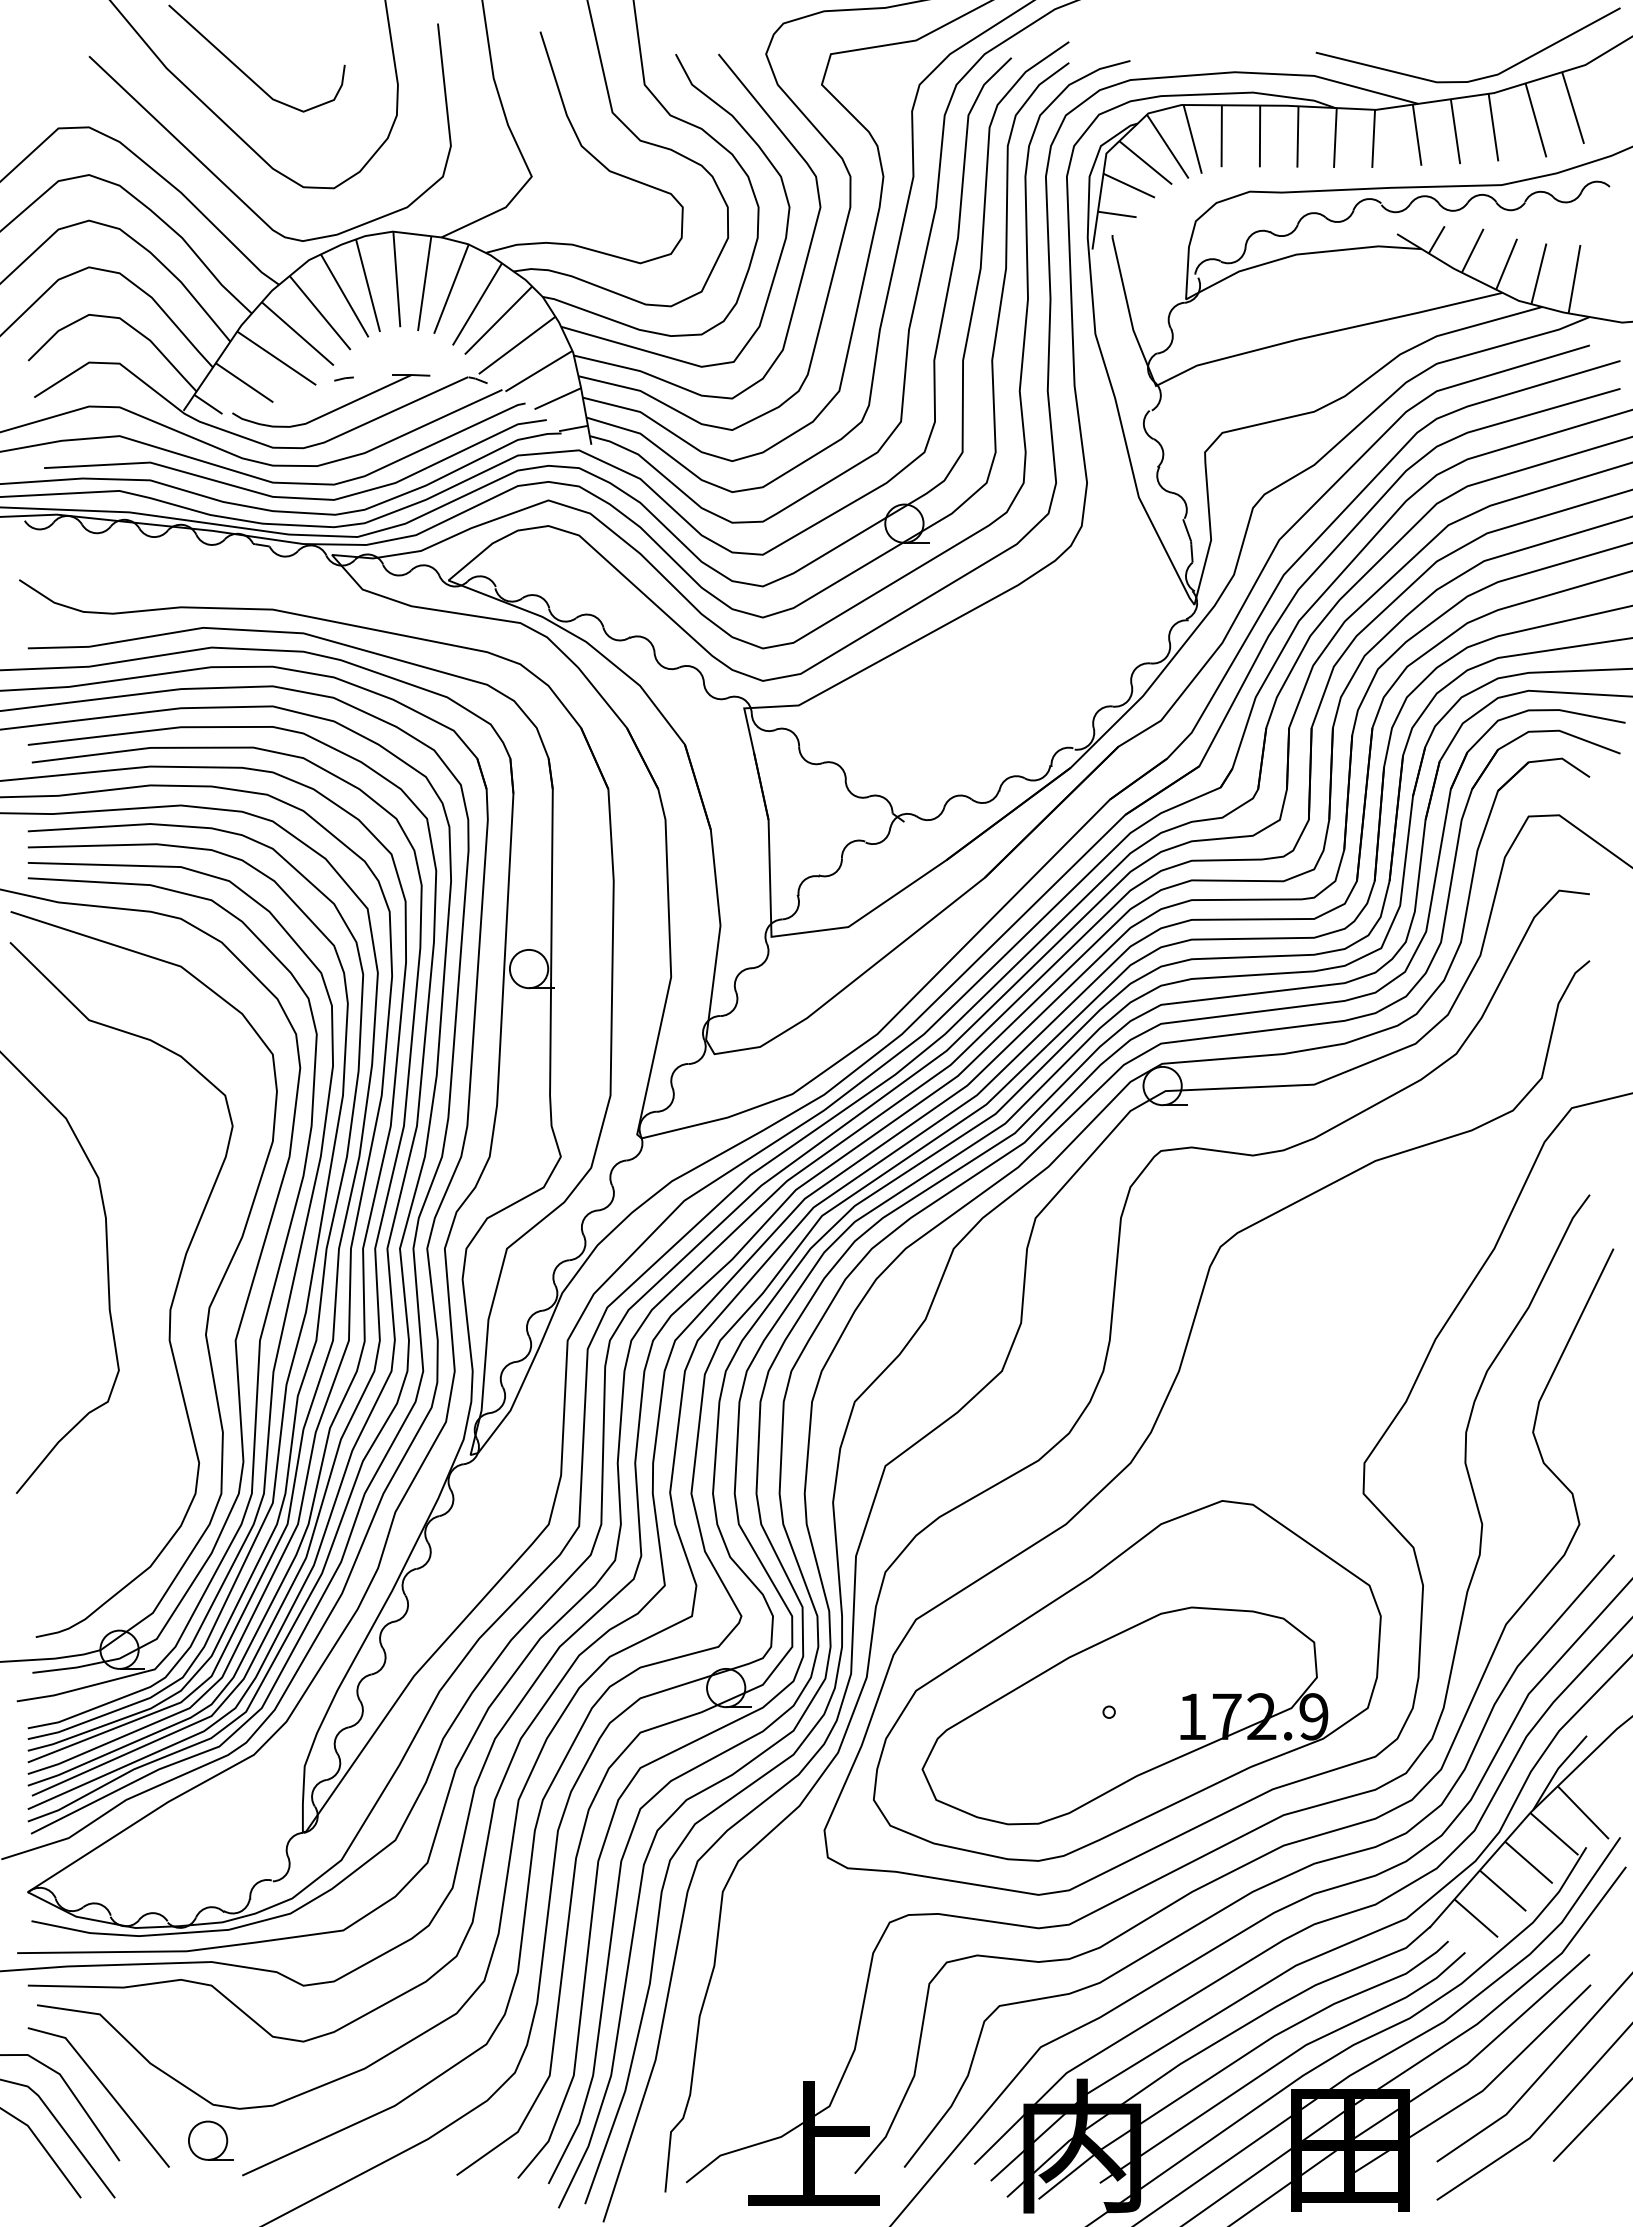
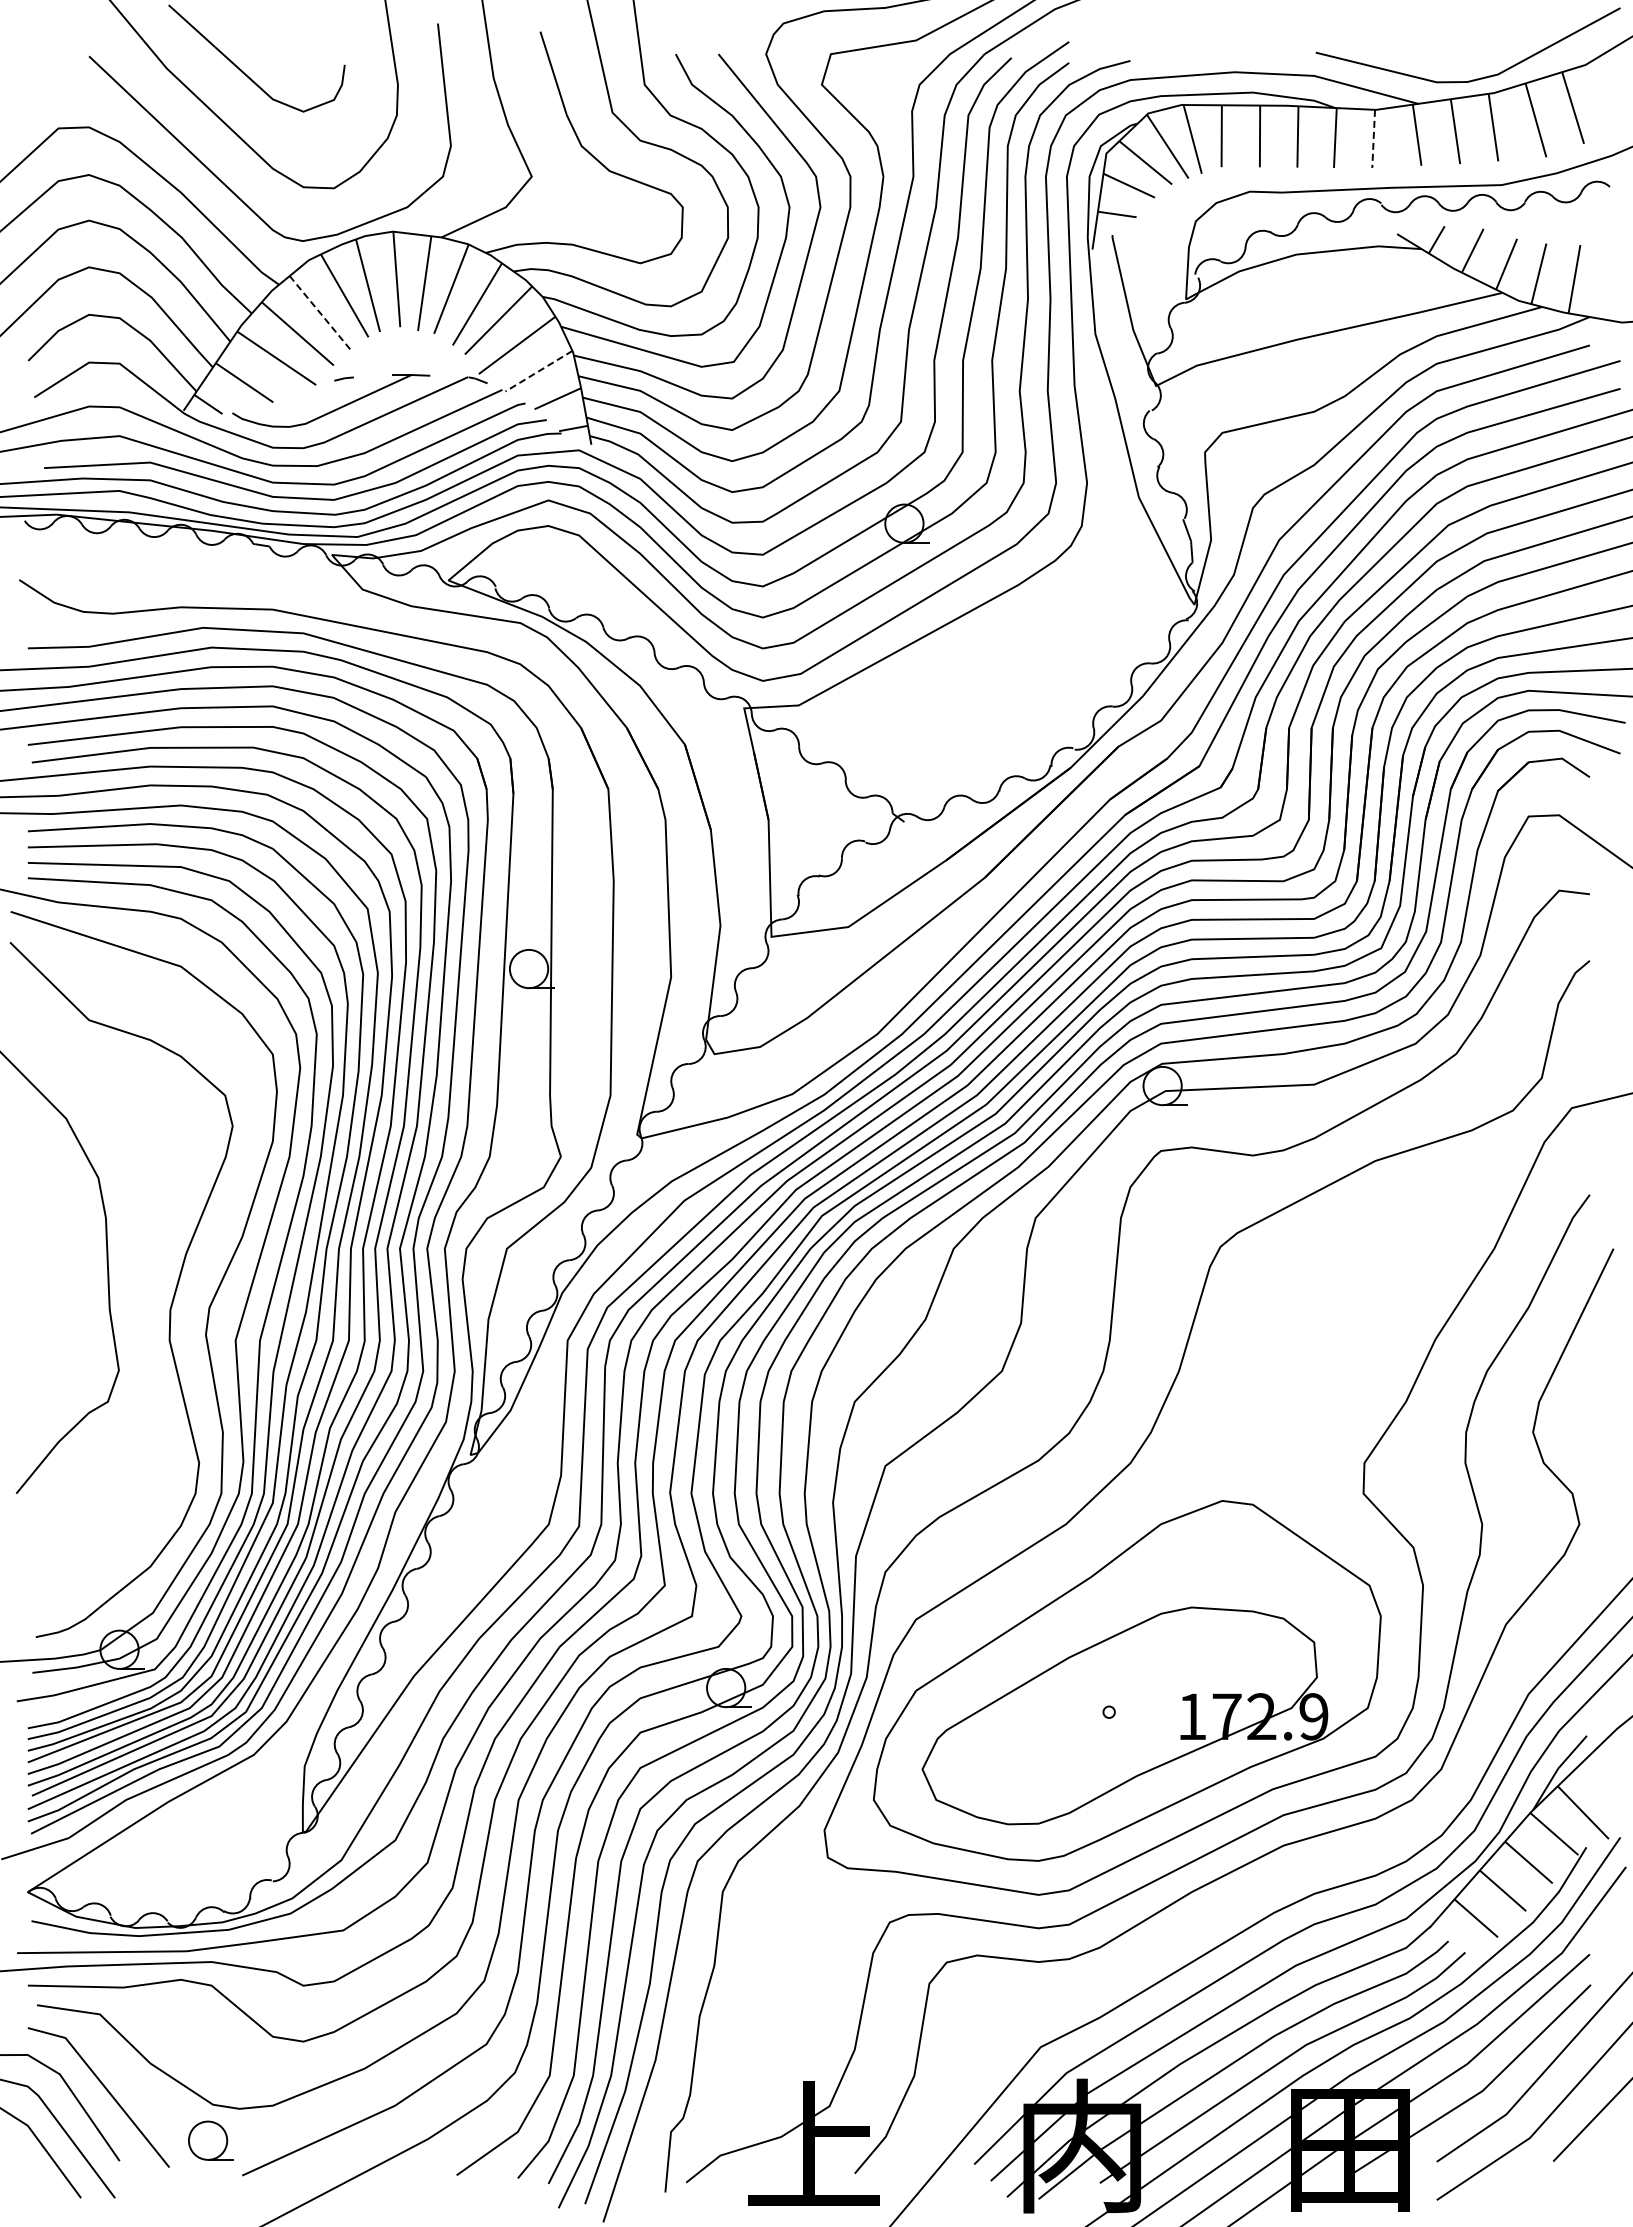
line: solid -> dashed (1373, 139)
line: solid -> dashed (320, 312)
line: solid -> dashed (538, 371)
curve: present -> none (1270, 1882)
